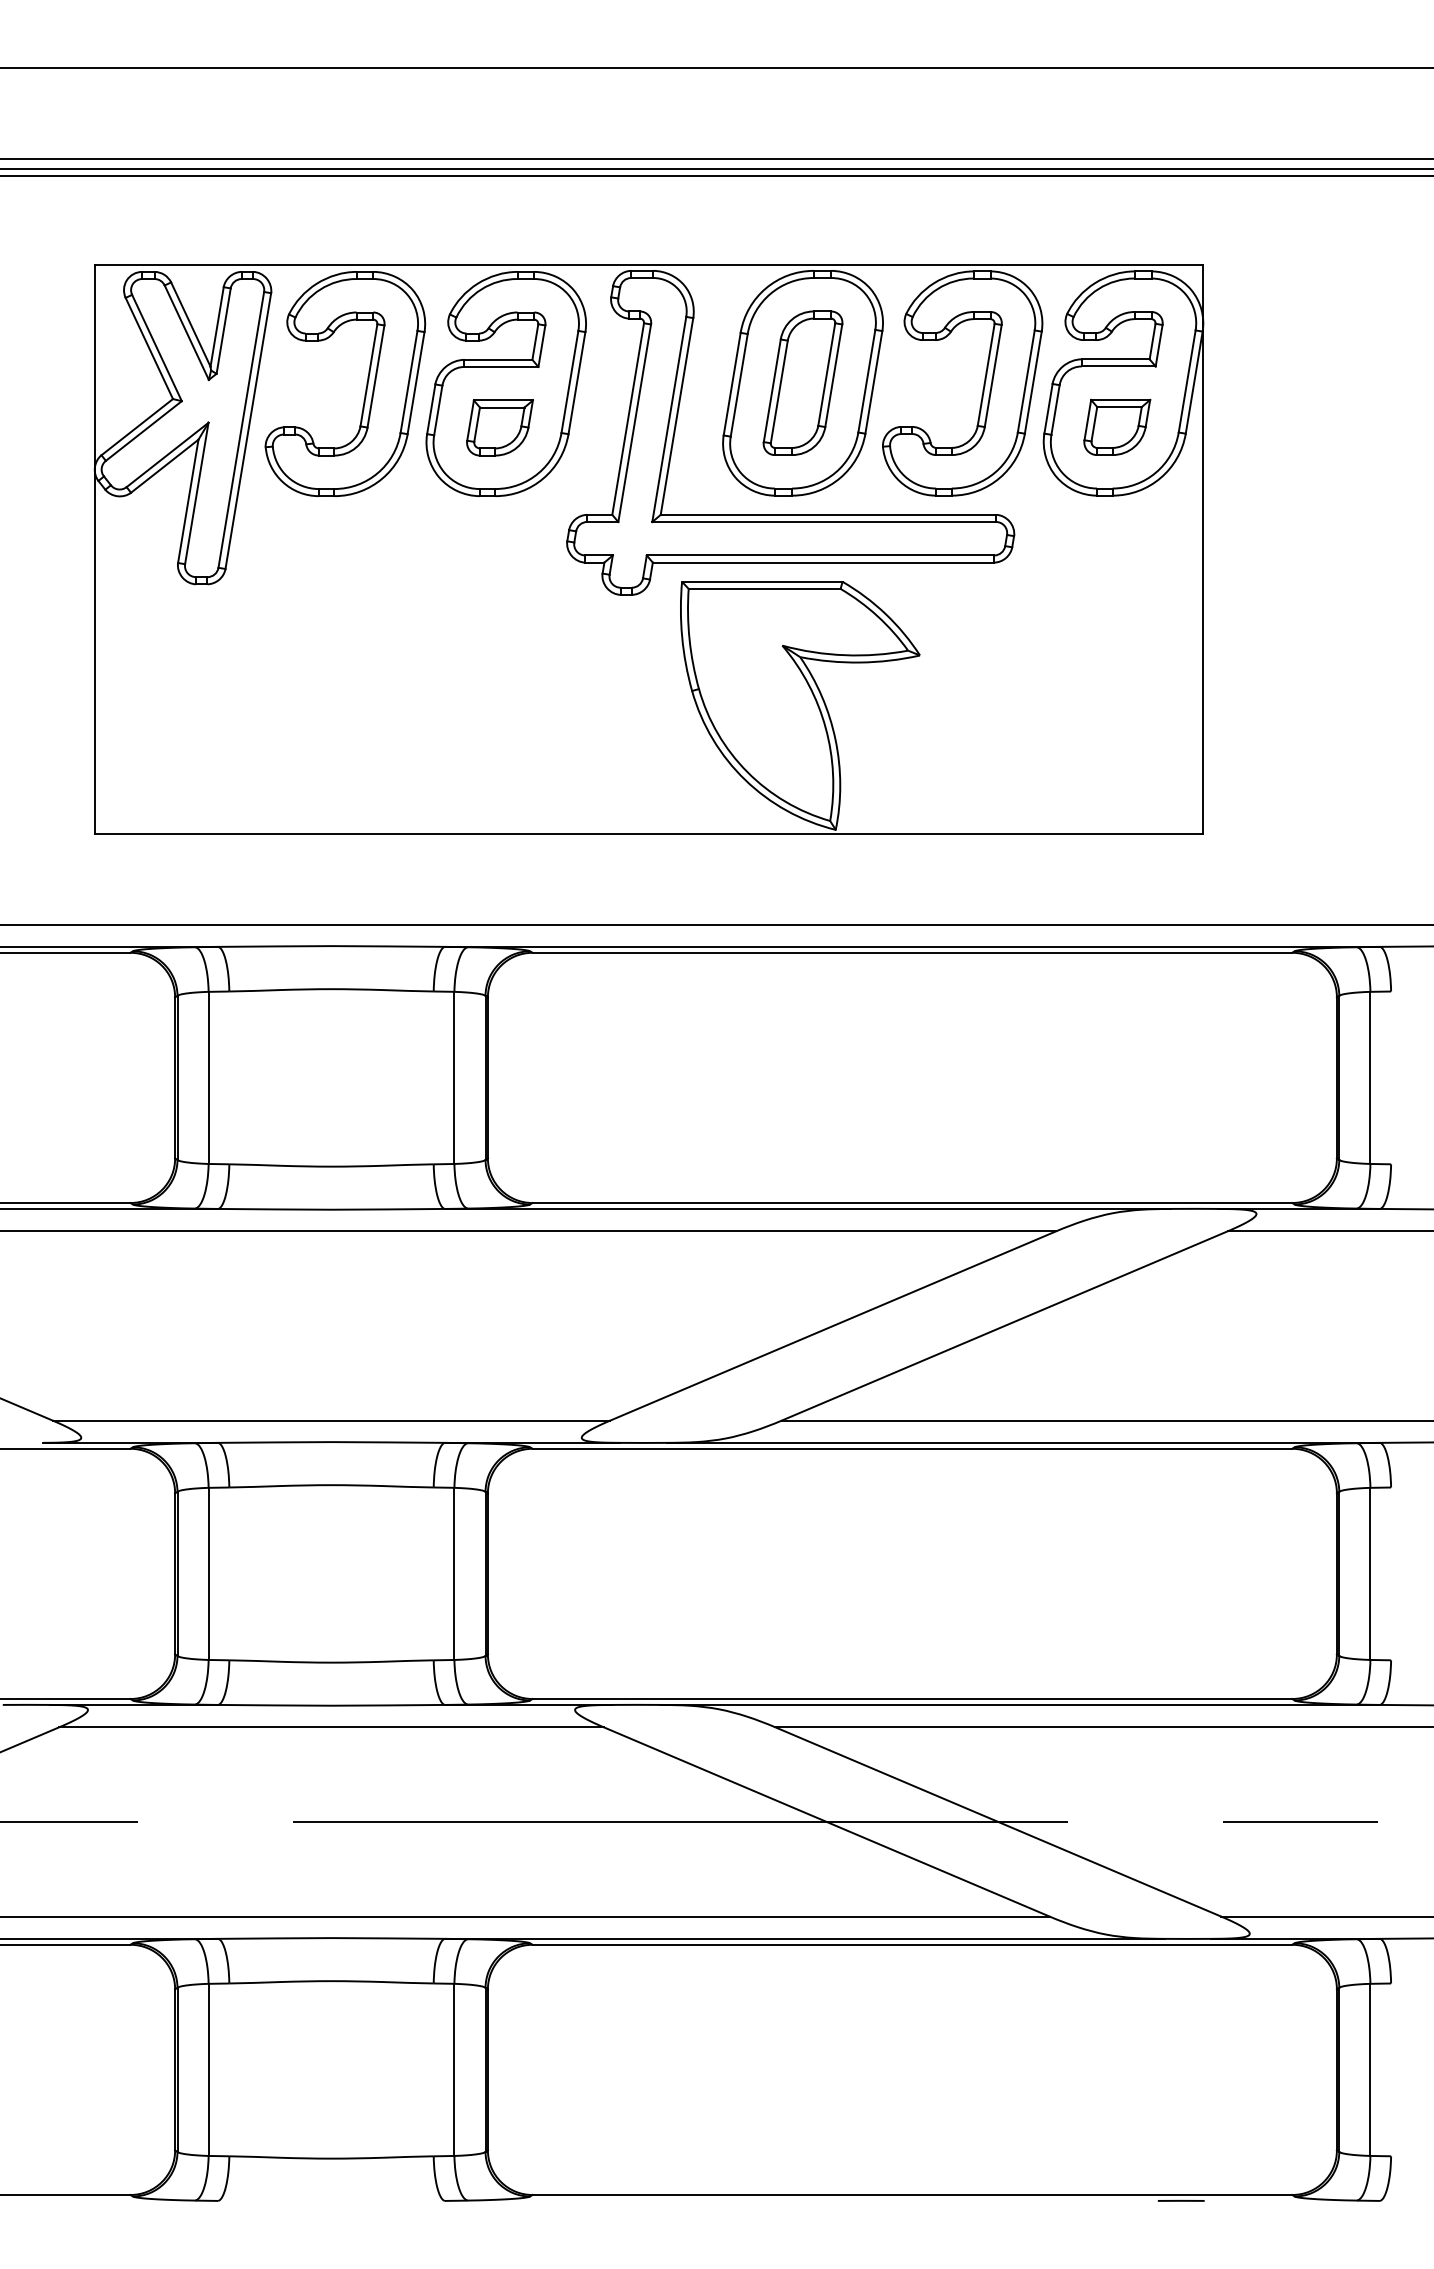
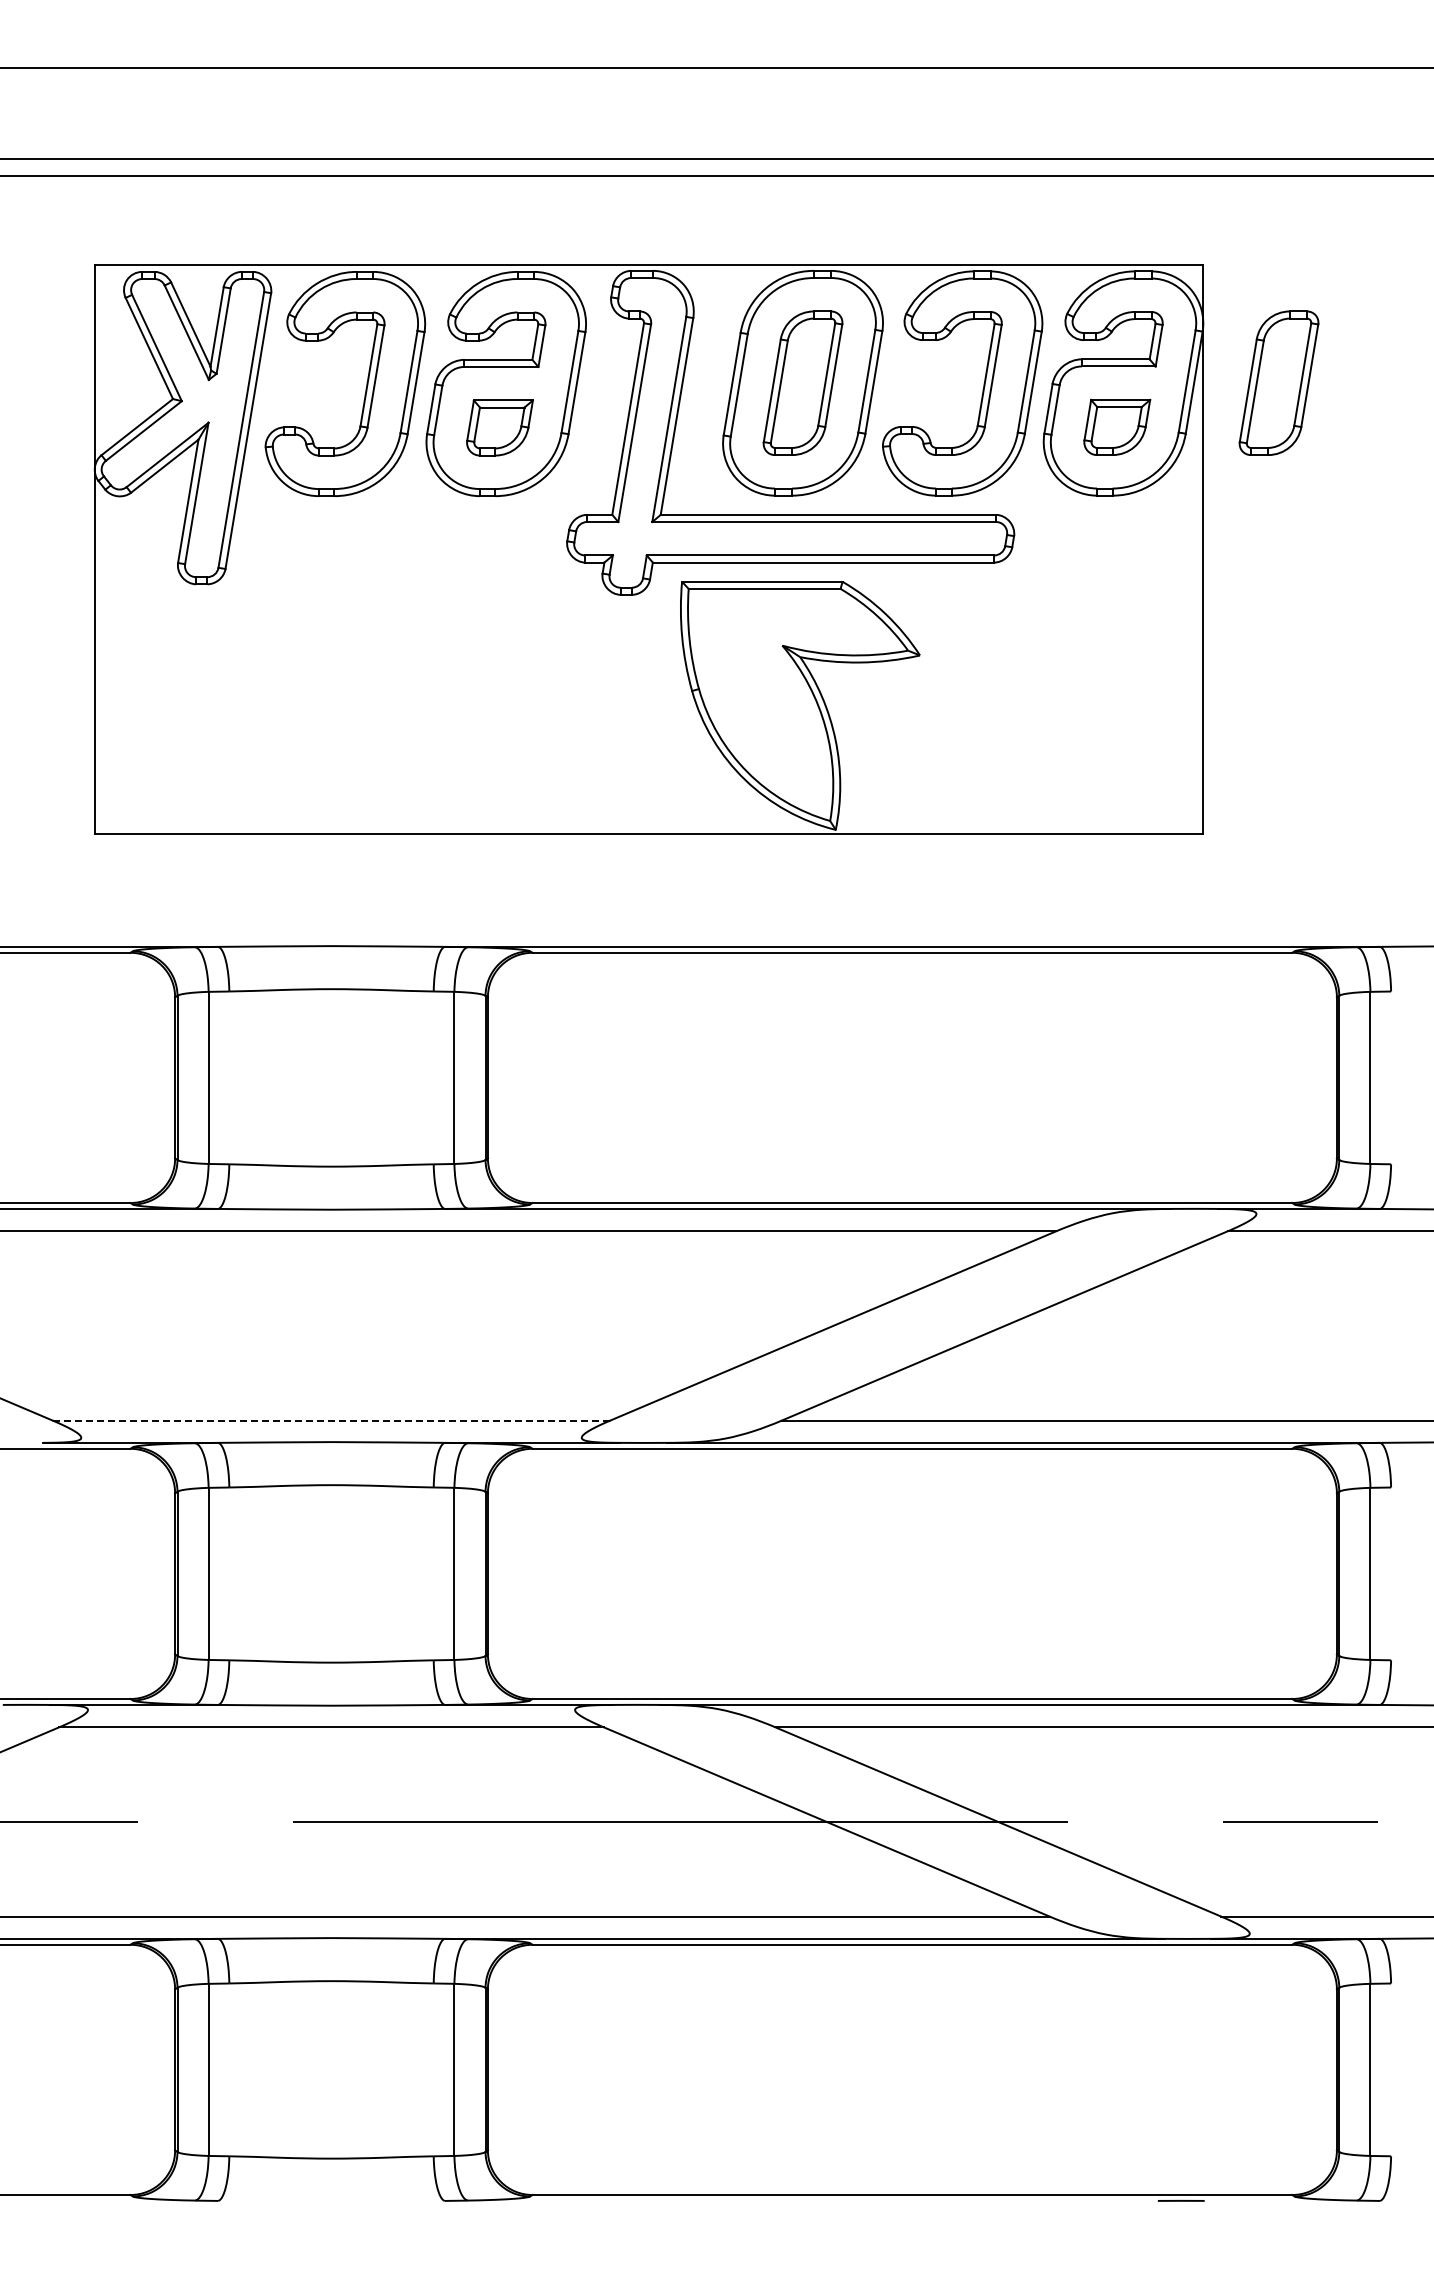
line: present -> none (716, 168)
part: none -> present (1278, 382)
line: present -> none (716, 924)
line: solid -> dashed (331, 1420)
